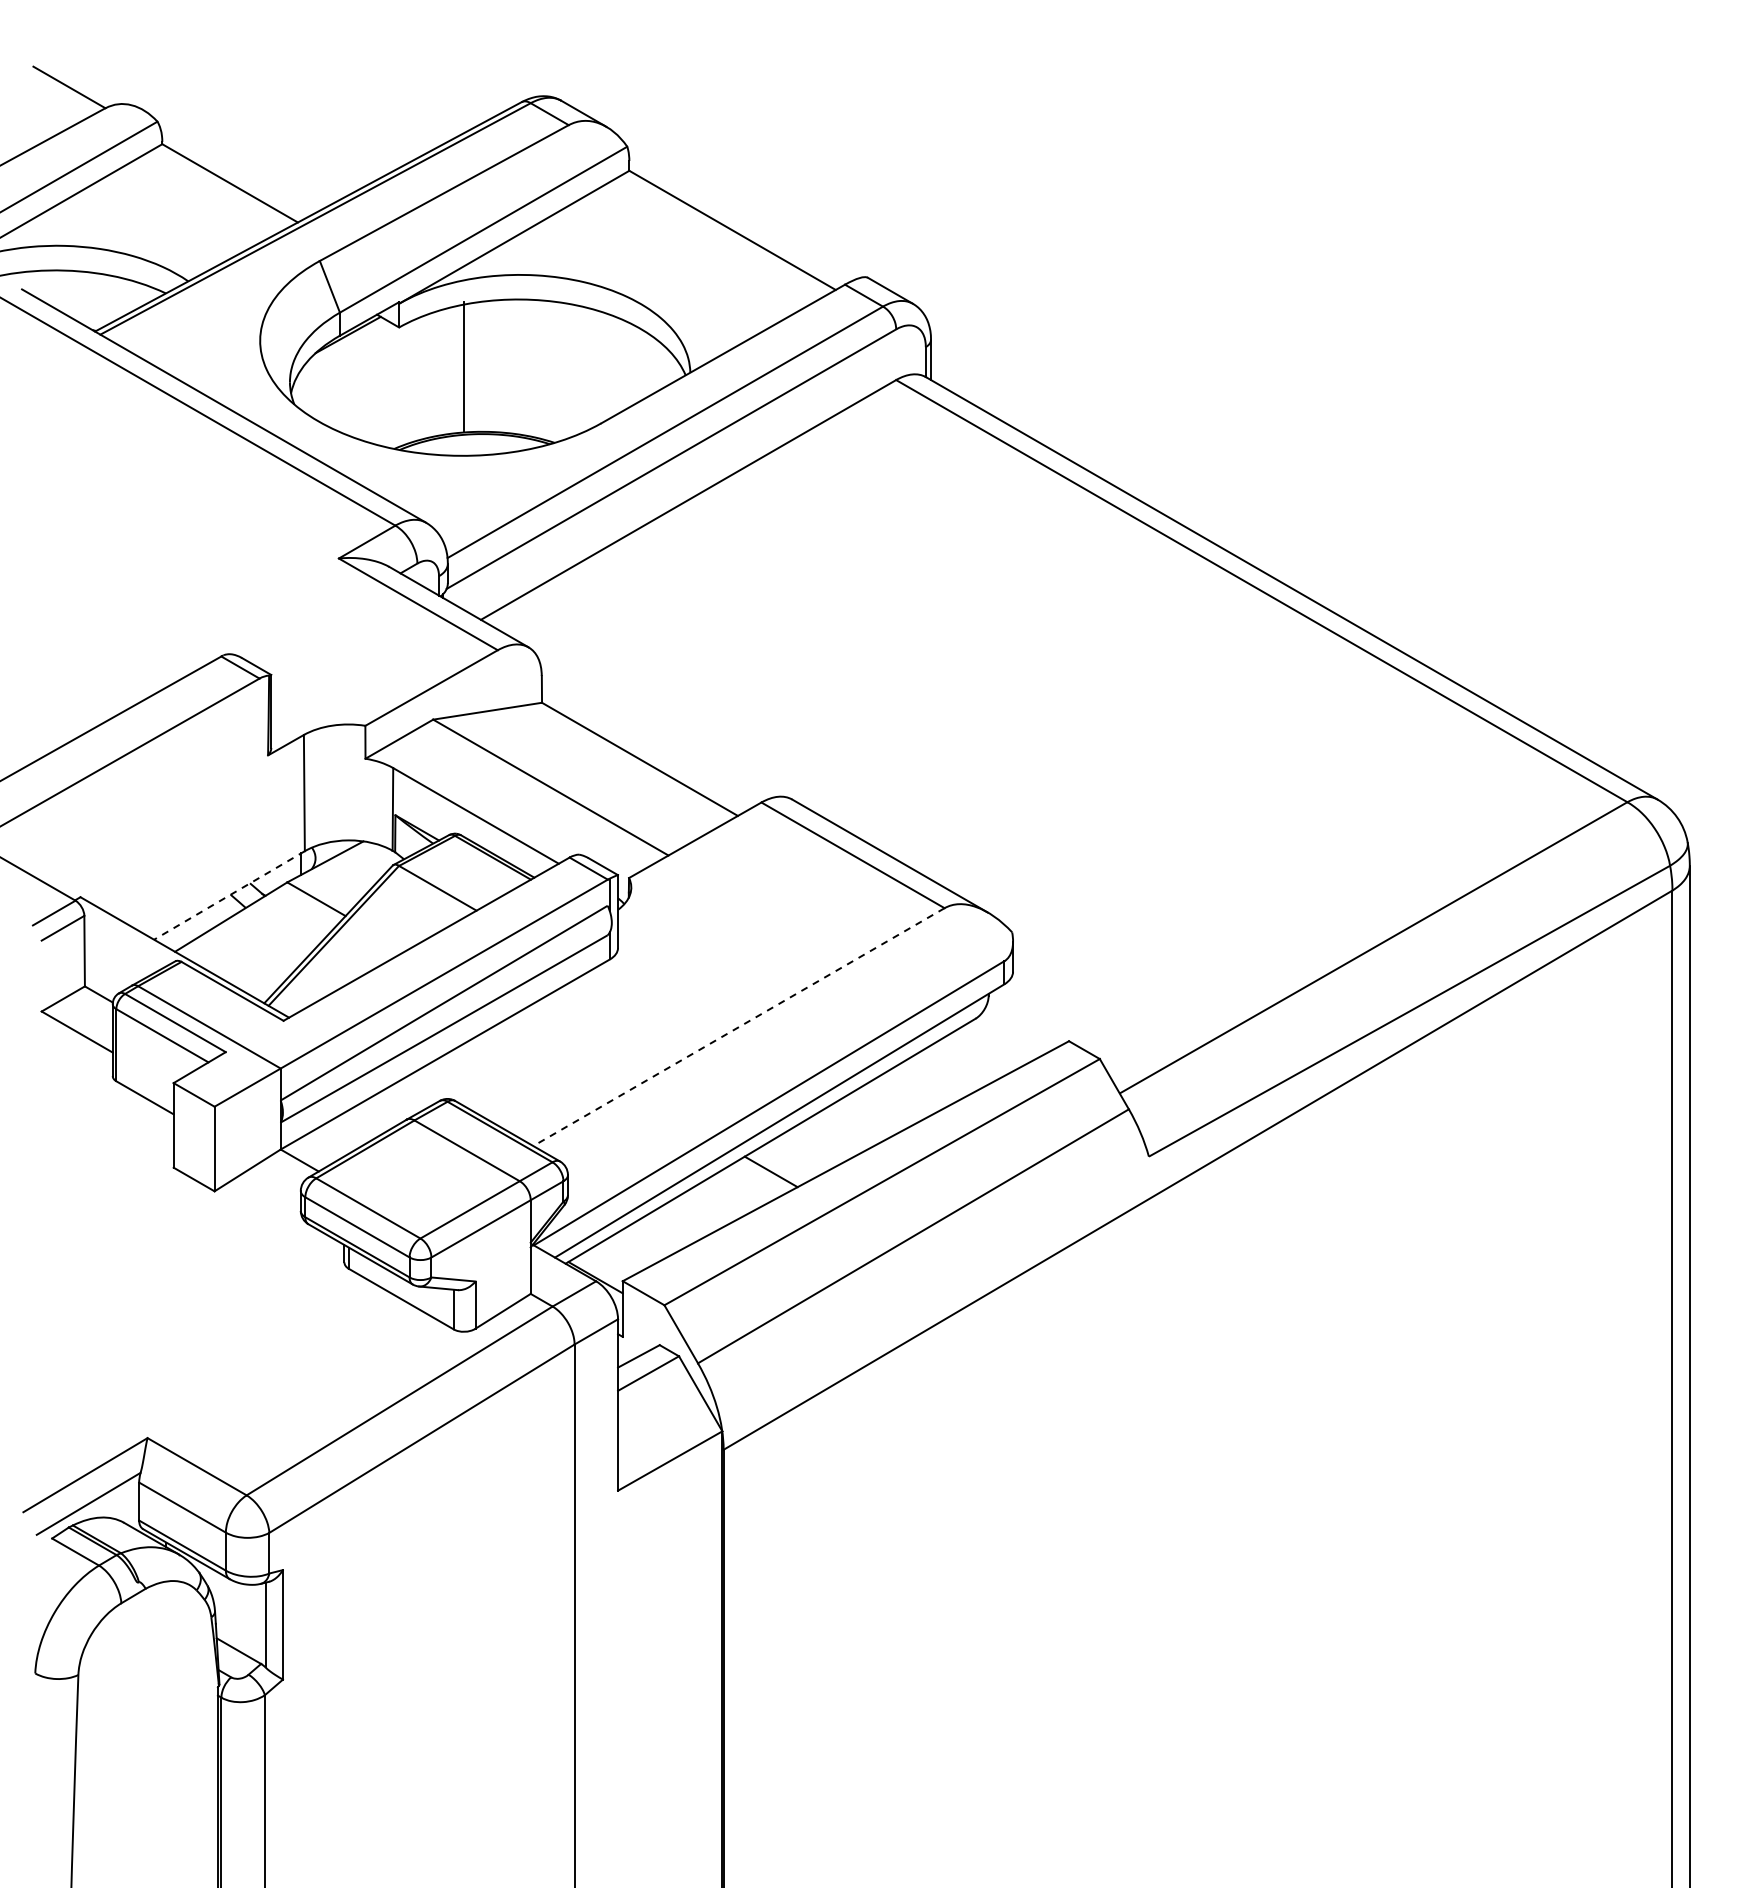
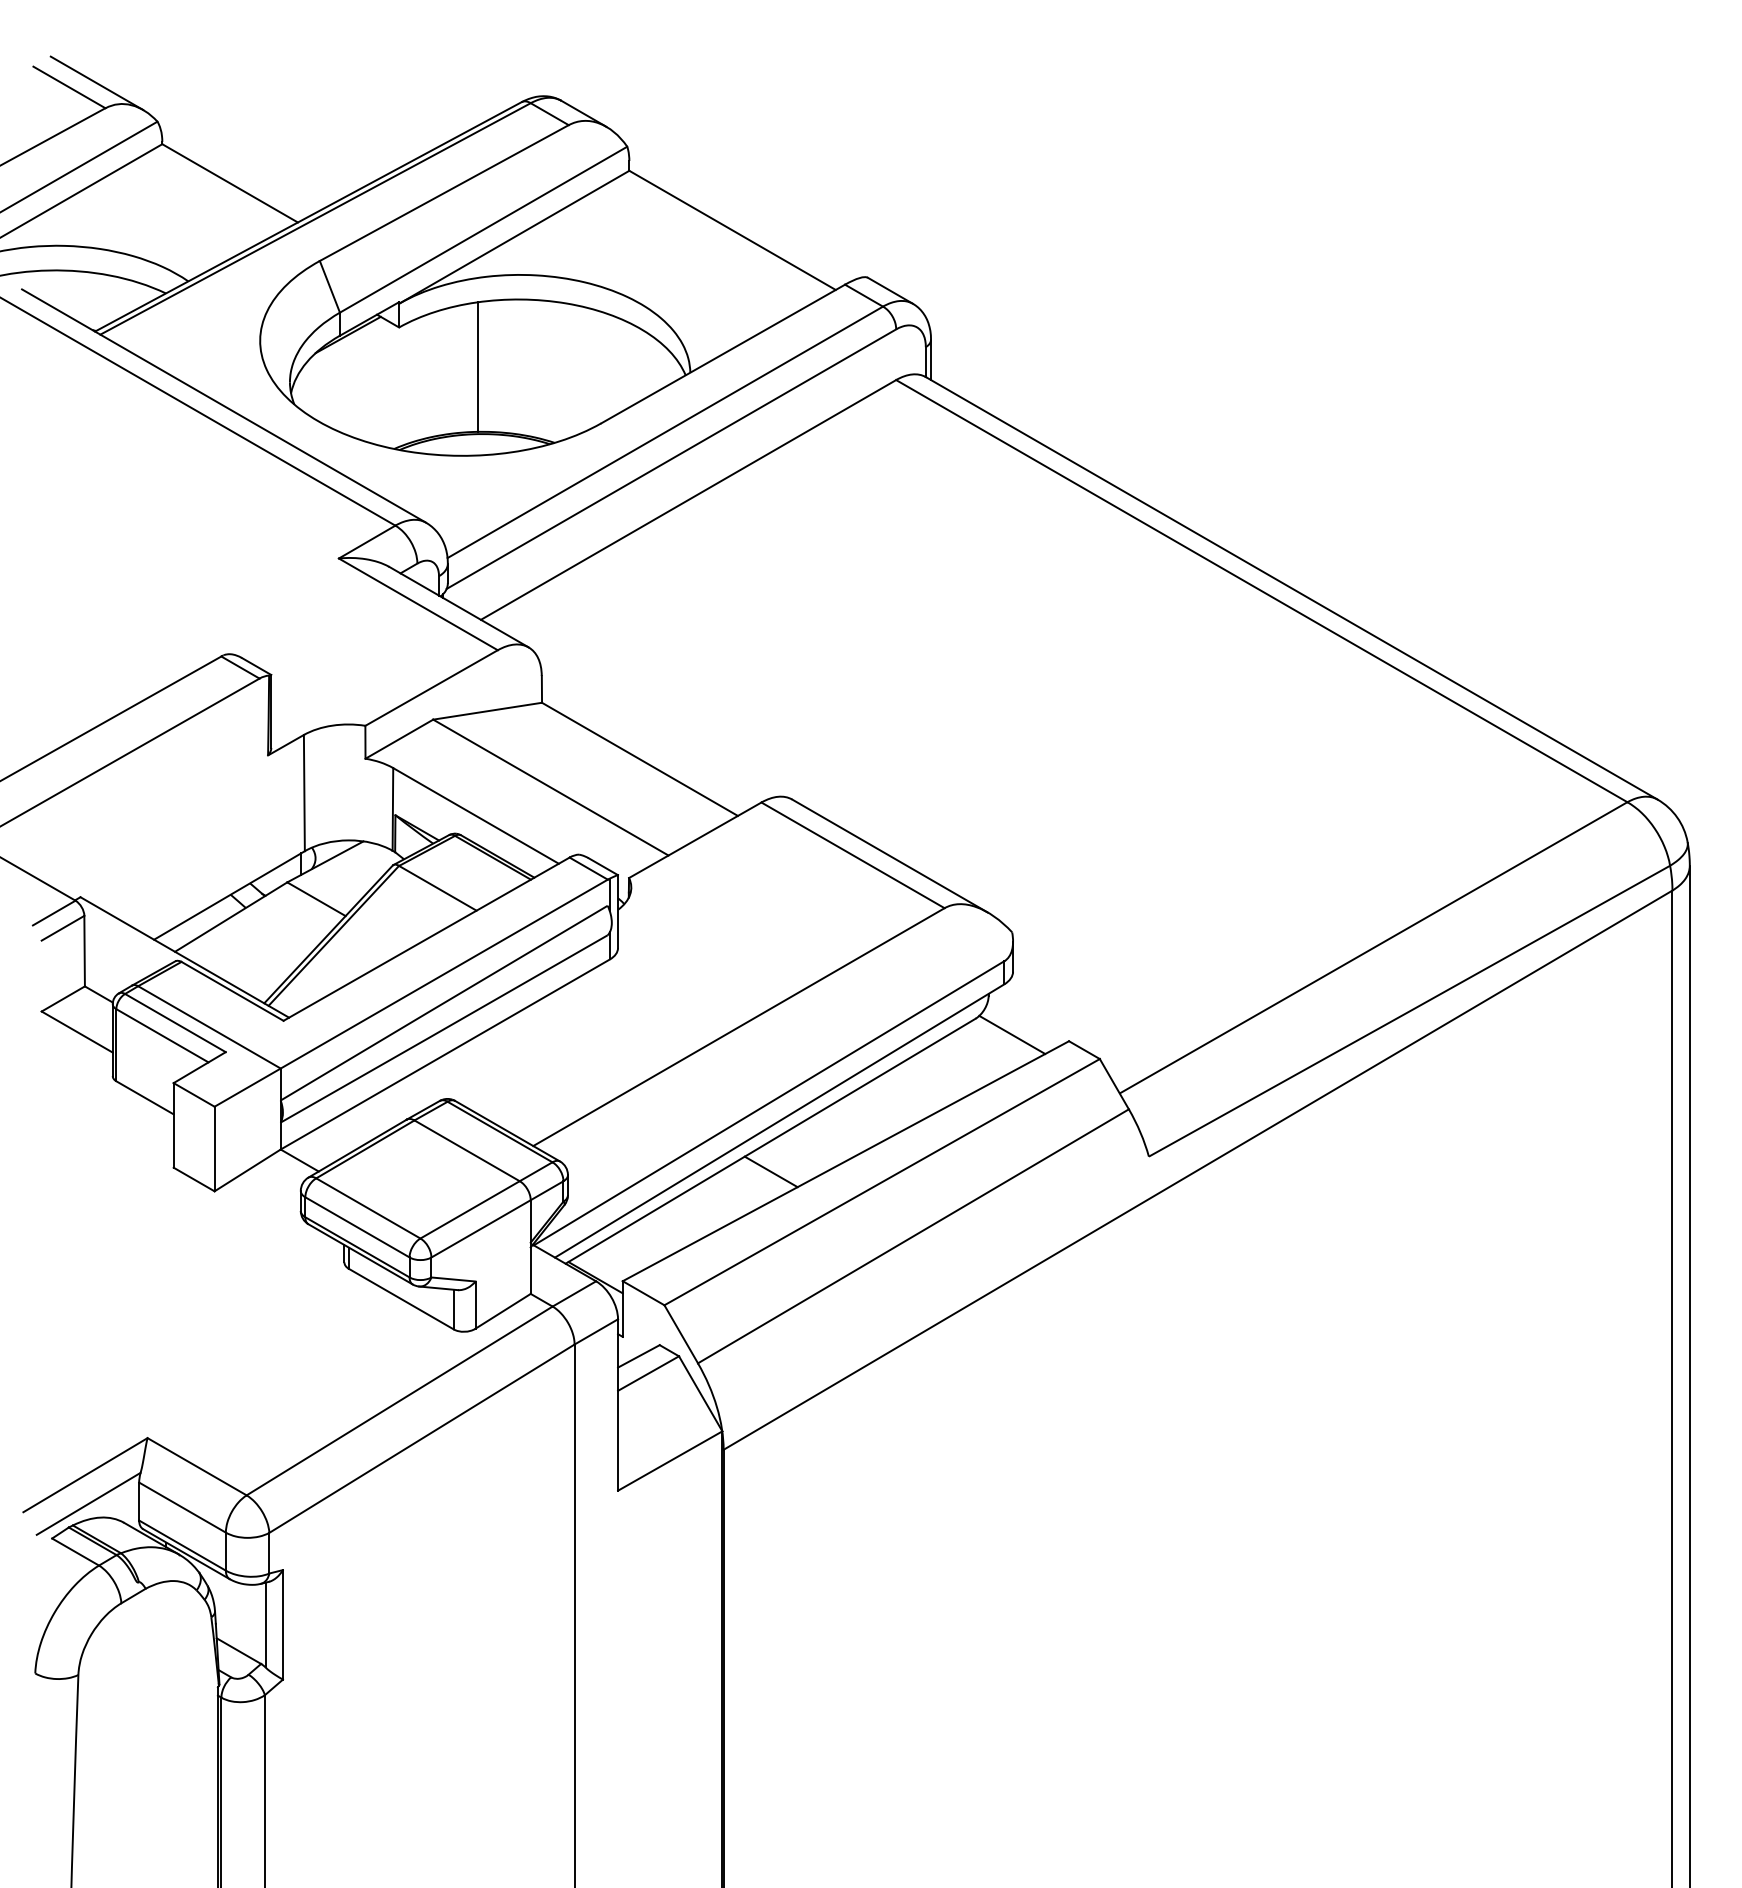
line: none -> present (96, 82)
line position: (464, 366) -> (478, 366) (478, 366)
line: dashed -> solid (229, 895)
line: dashed -> solid (738, 1027)
line: none -> present (1012, 1034)
